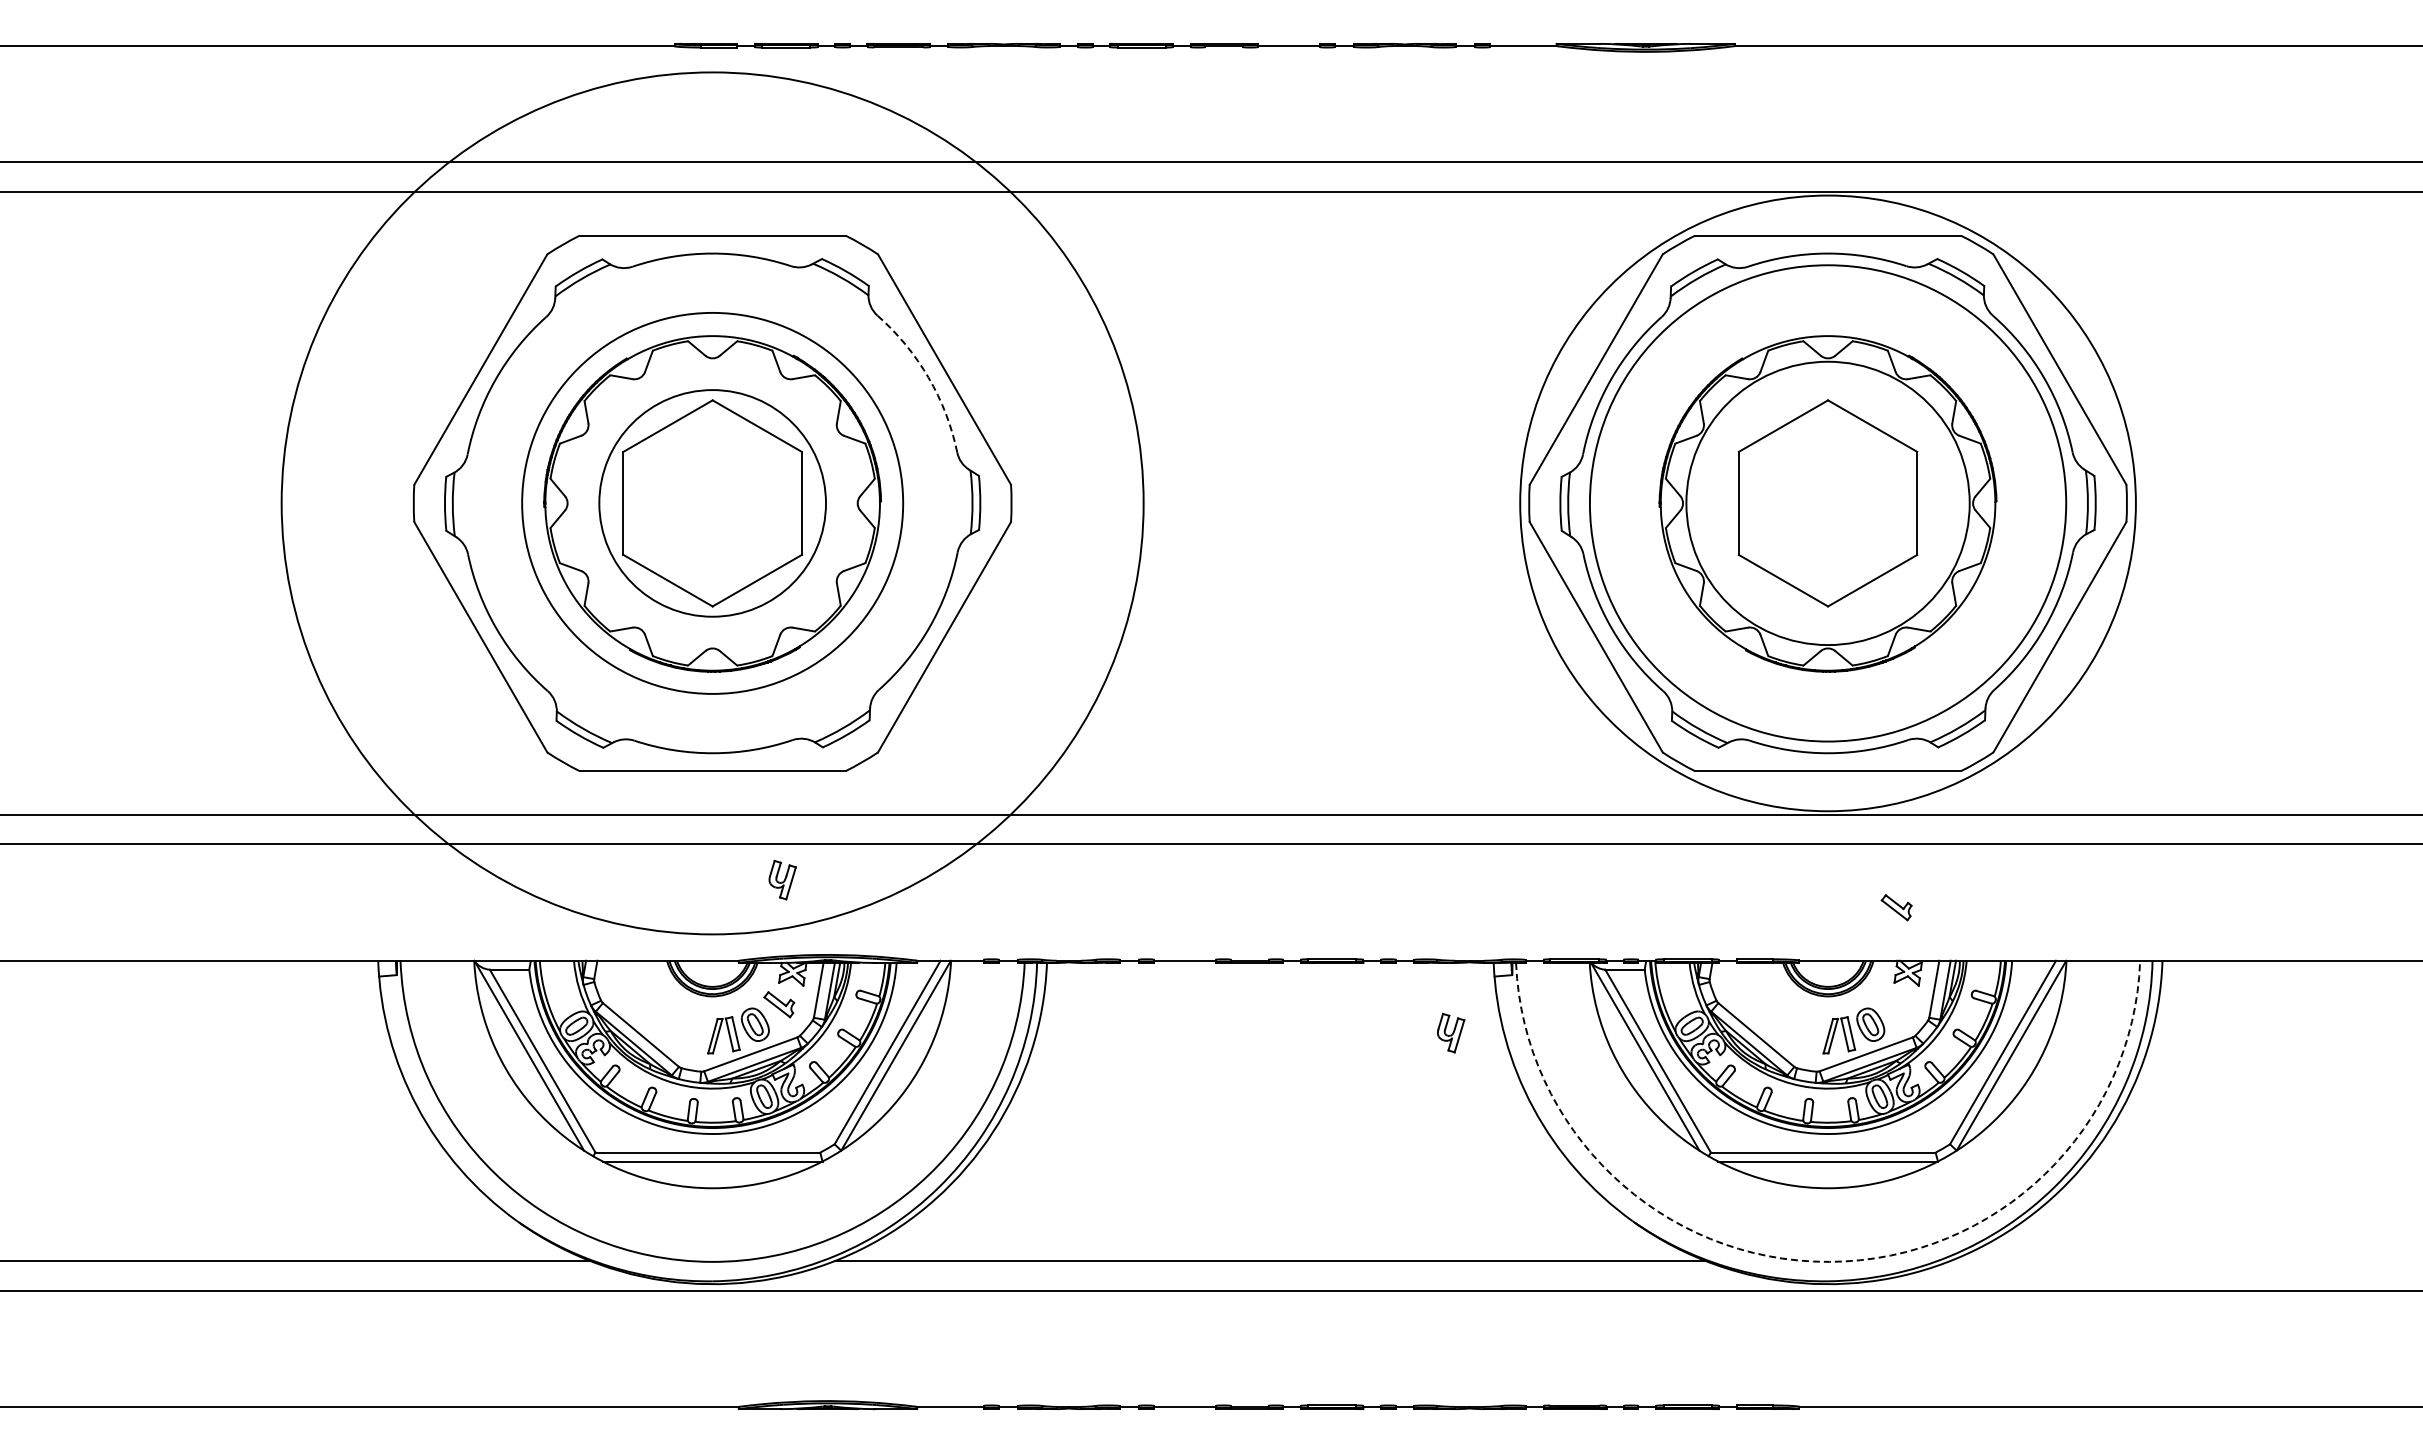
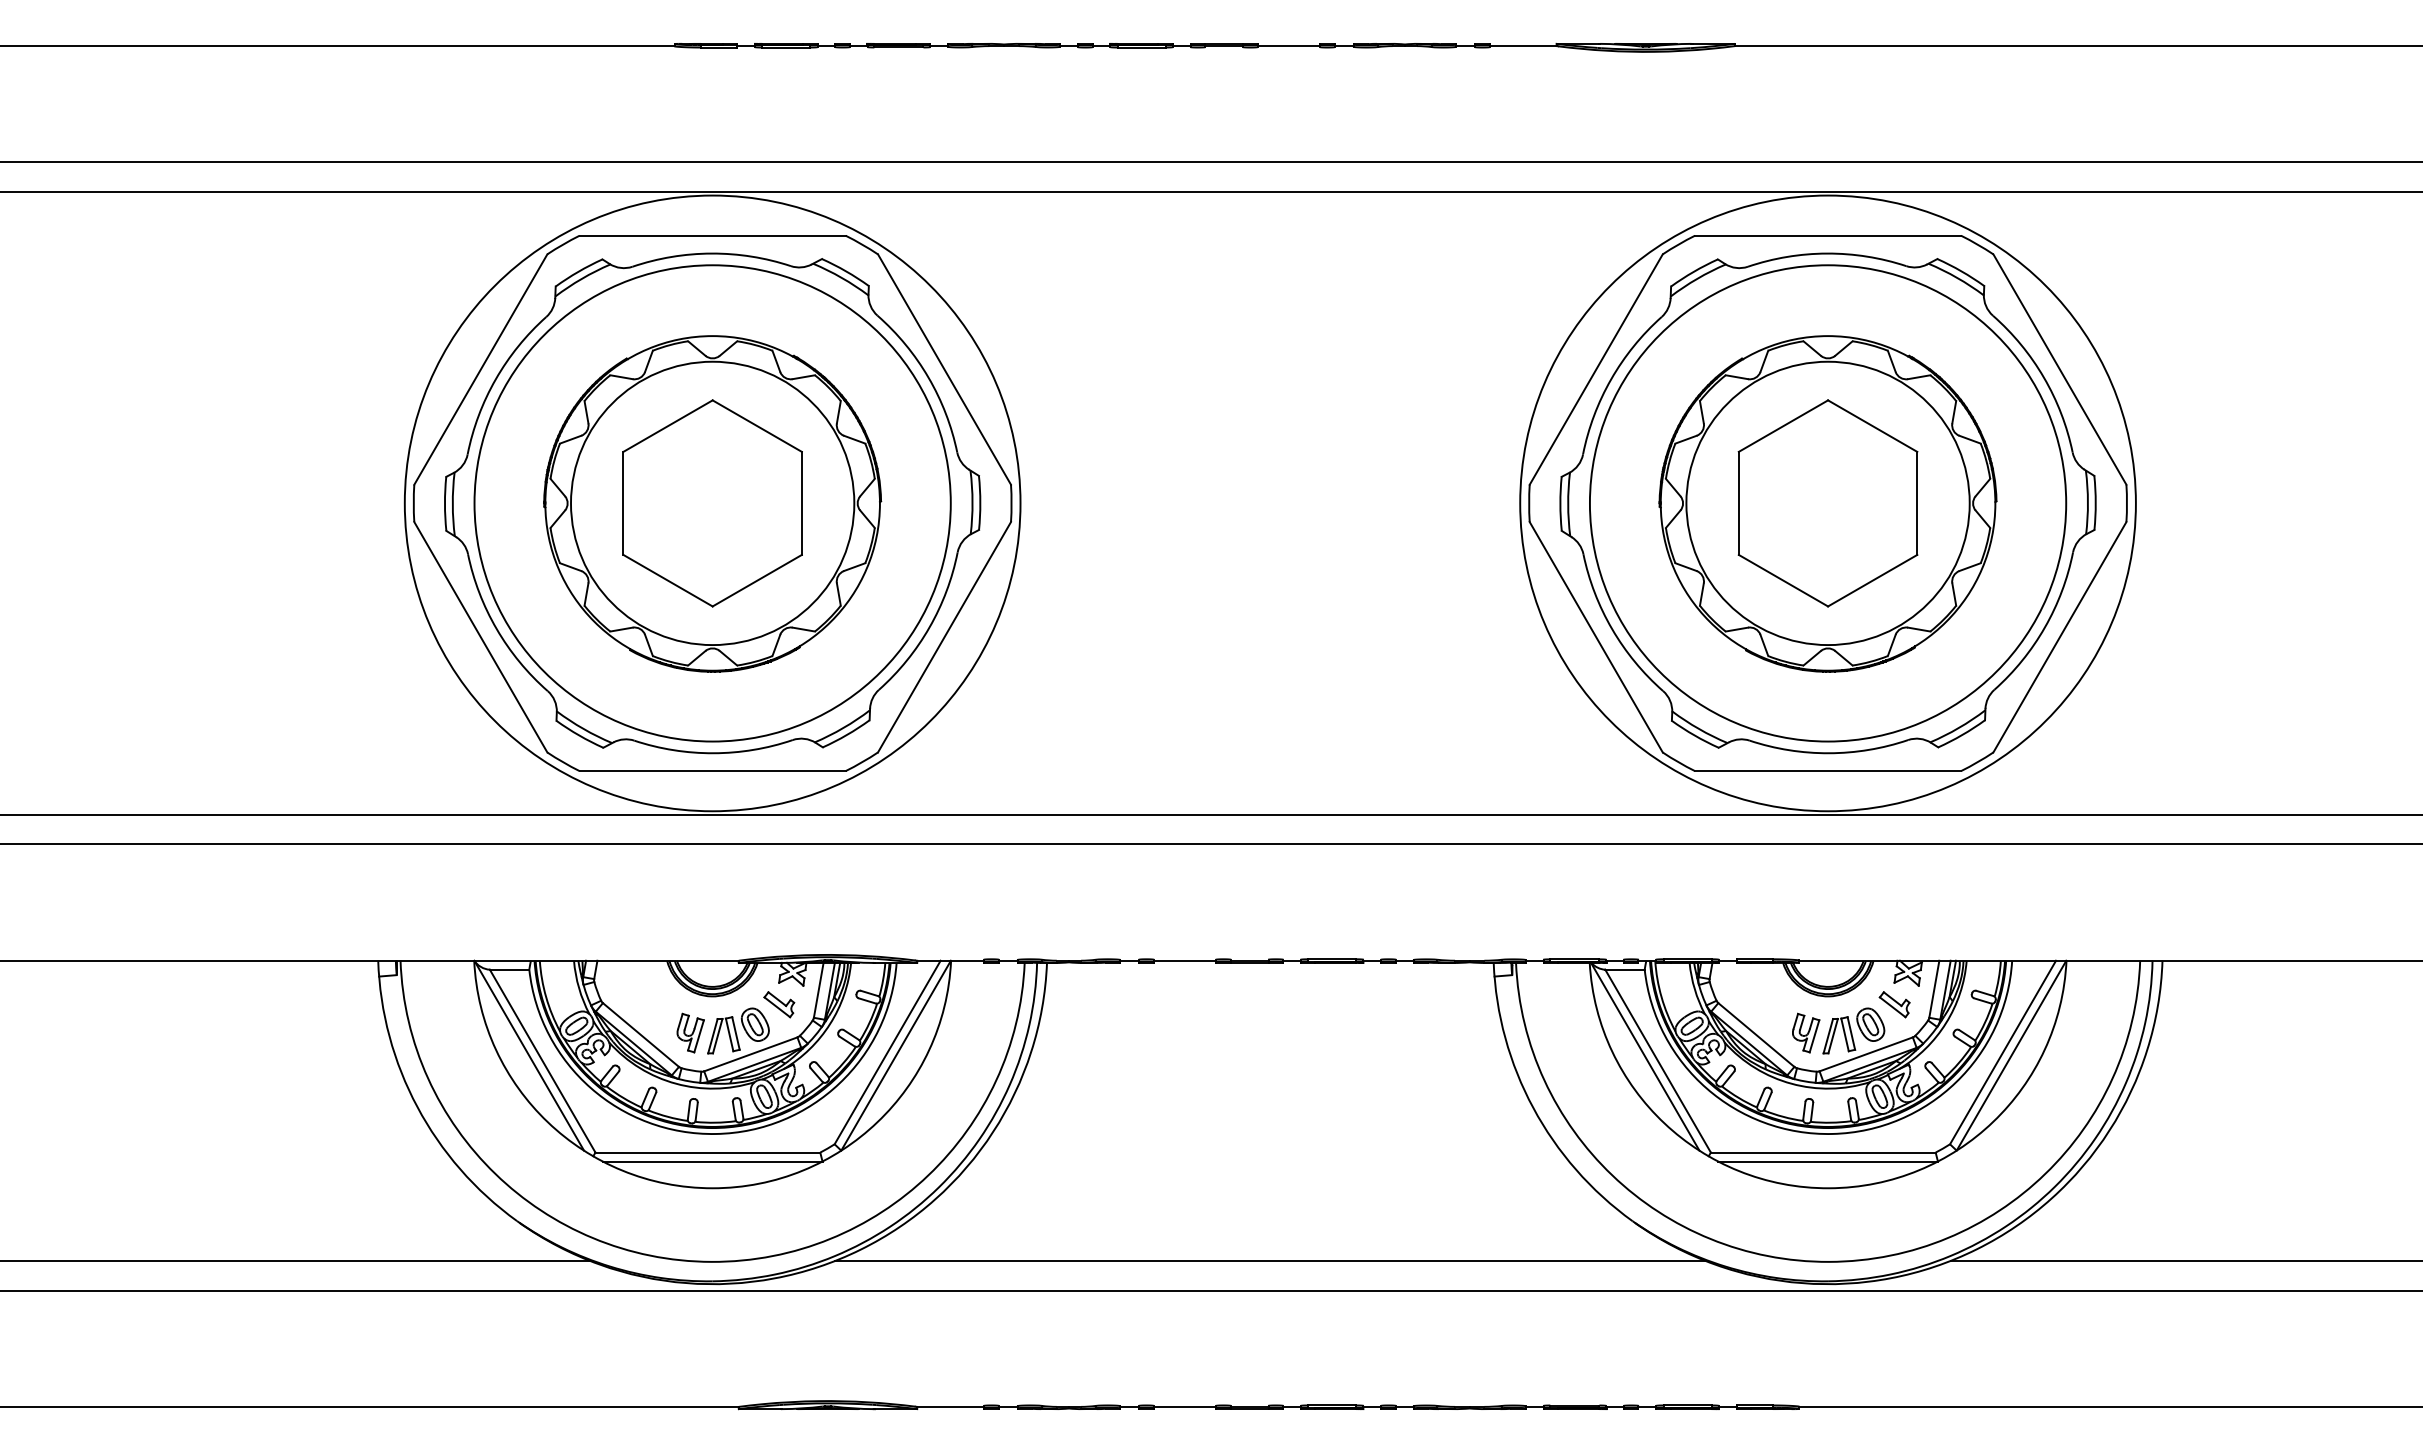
arc: dashed -> solid (928, 377)
circle diameter: 381 px -> 476 px (712, 503)
circle diameter: 227 px -> 283 px (712, 503)
circle diameter: 862 px -> 616 px (712, 503)
part position: (782, 879) -> (690, 1032) (690, 1032)
part position: (1896, 907) -> (1894, 1004) (1894, 1004)
part position: (1451, 1032) -> (1806, 1032) (1806, 1032)
line: none -> present (2184, 1260)
arc: dashed -> solid (1829, 1261)
